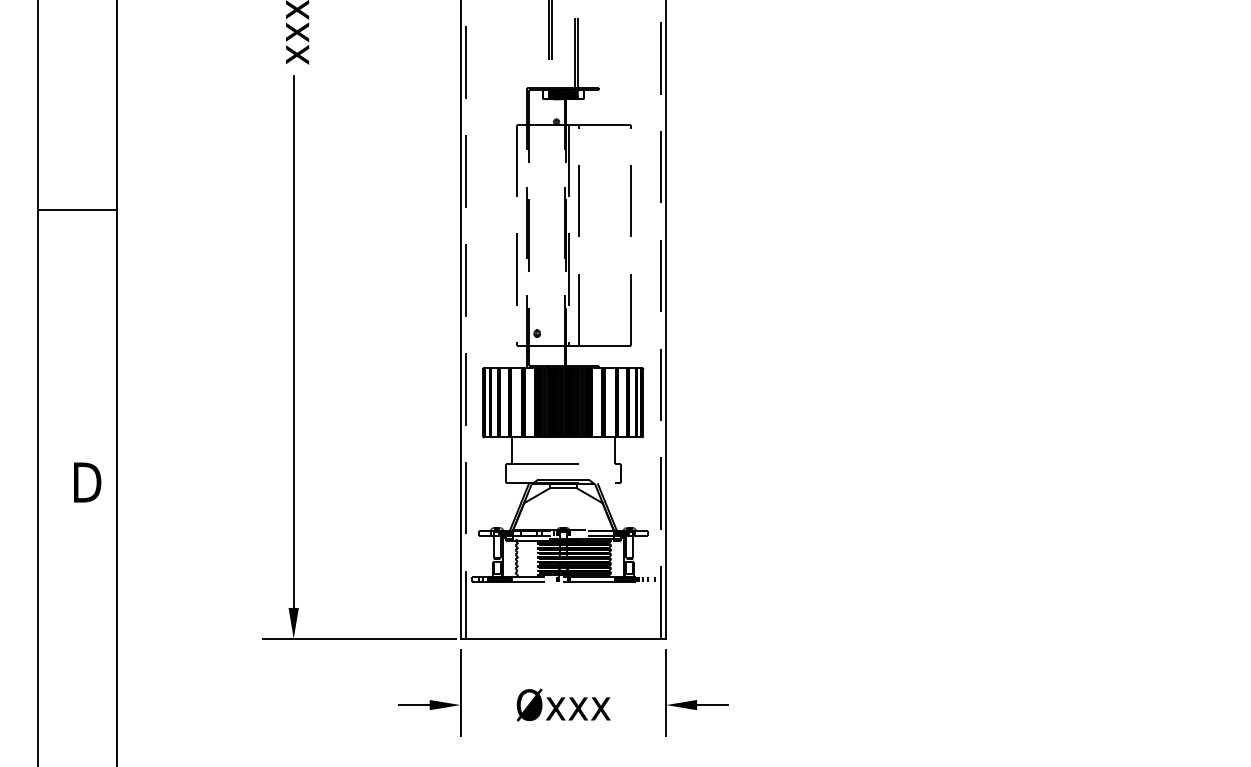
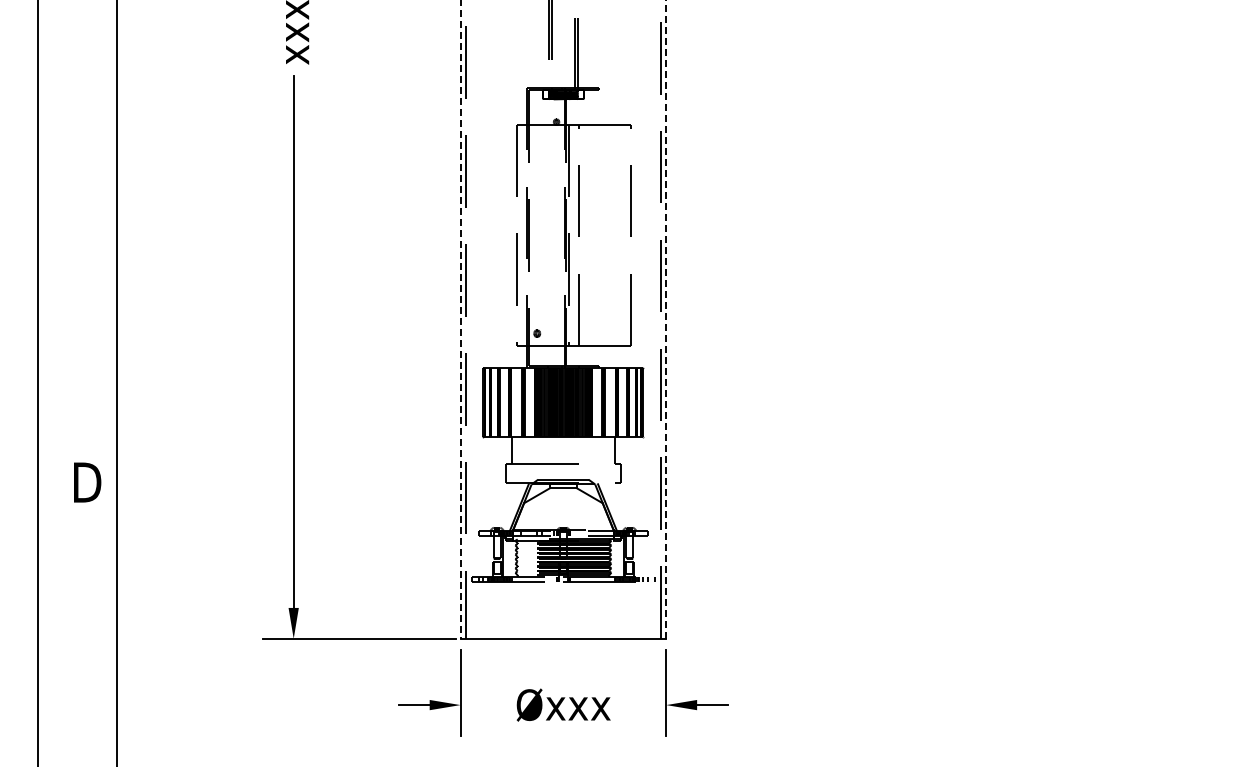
line: present -> none (77, 209)
line: solid -> dashed (666, 318)
line: solid -> dashed (460, 319)
